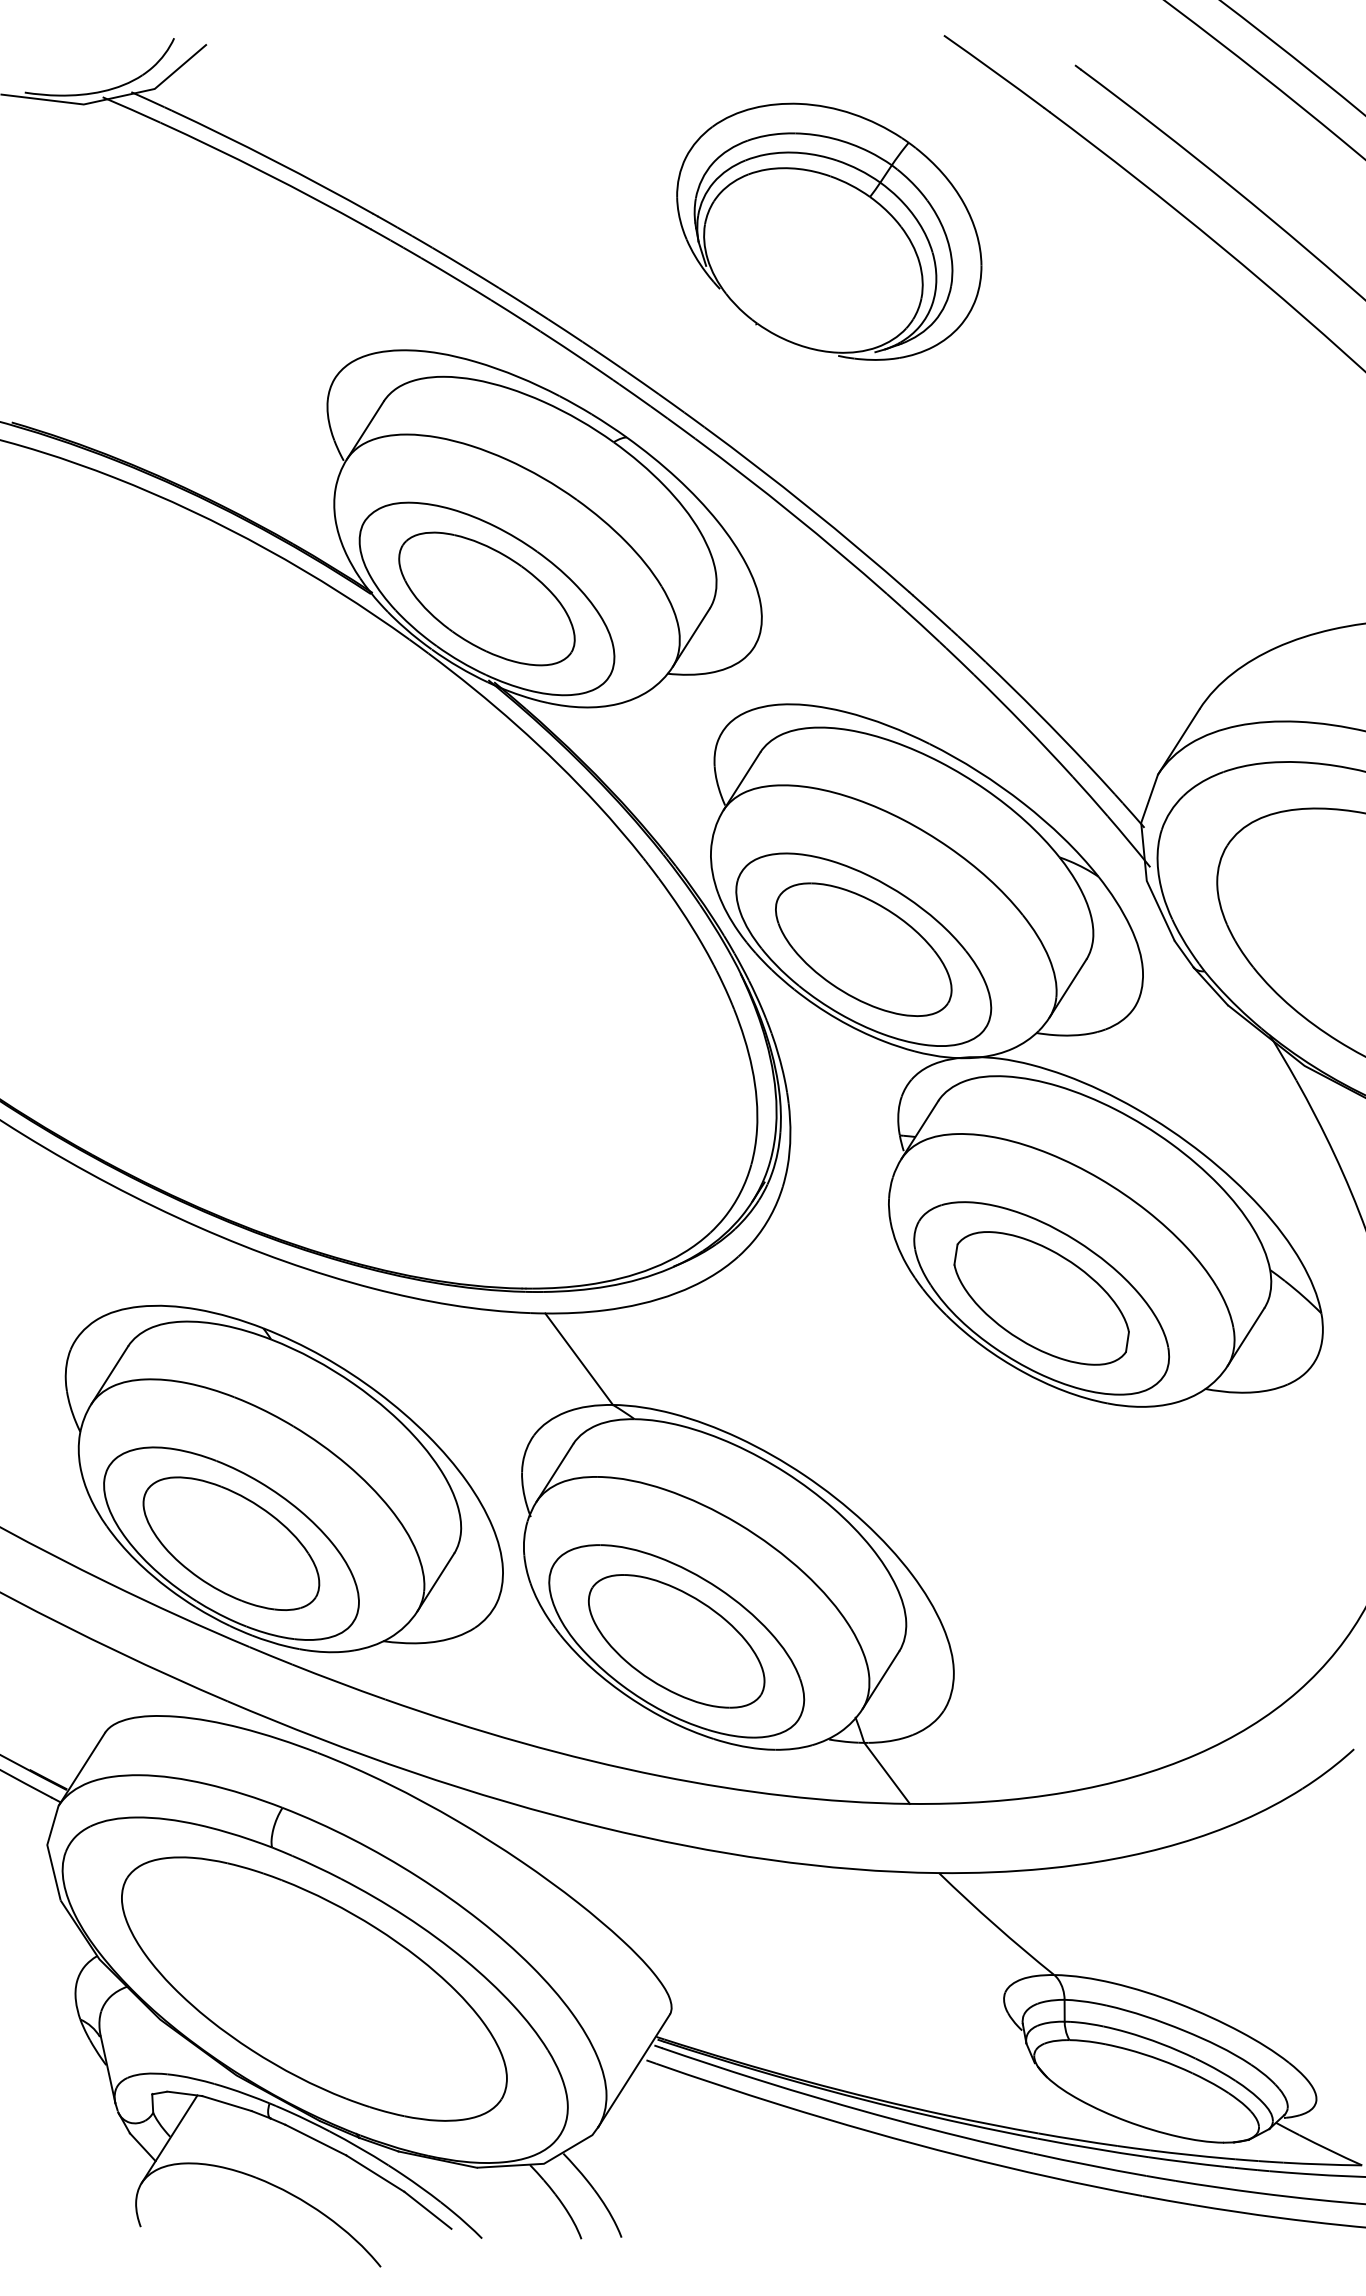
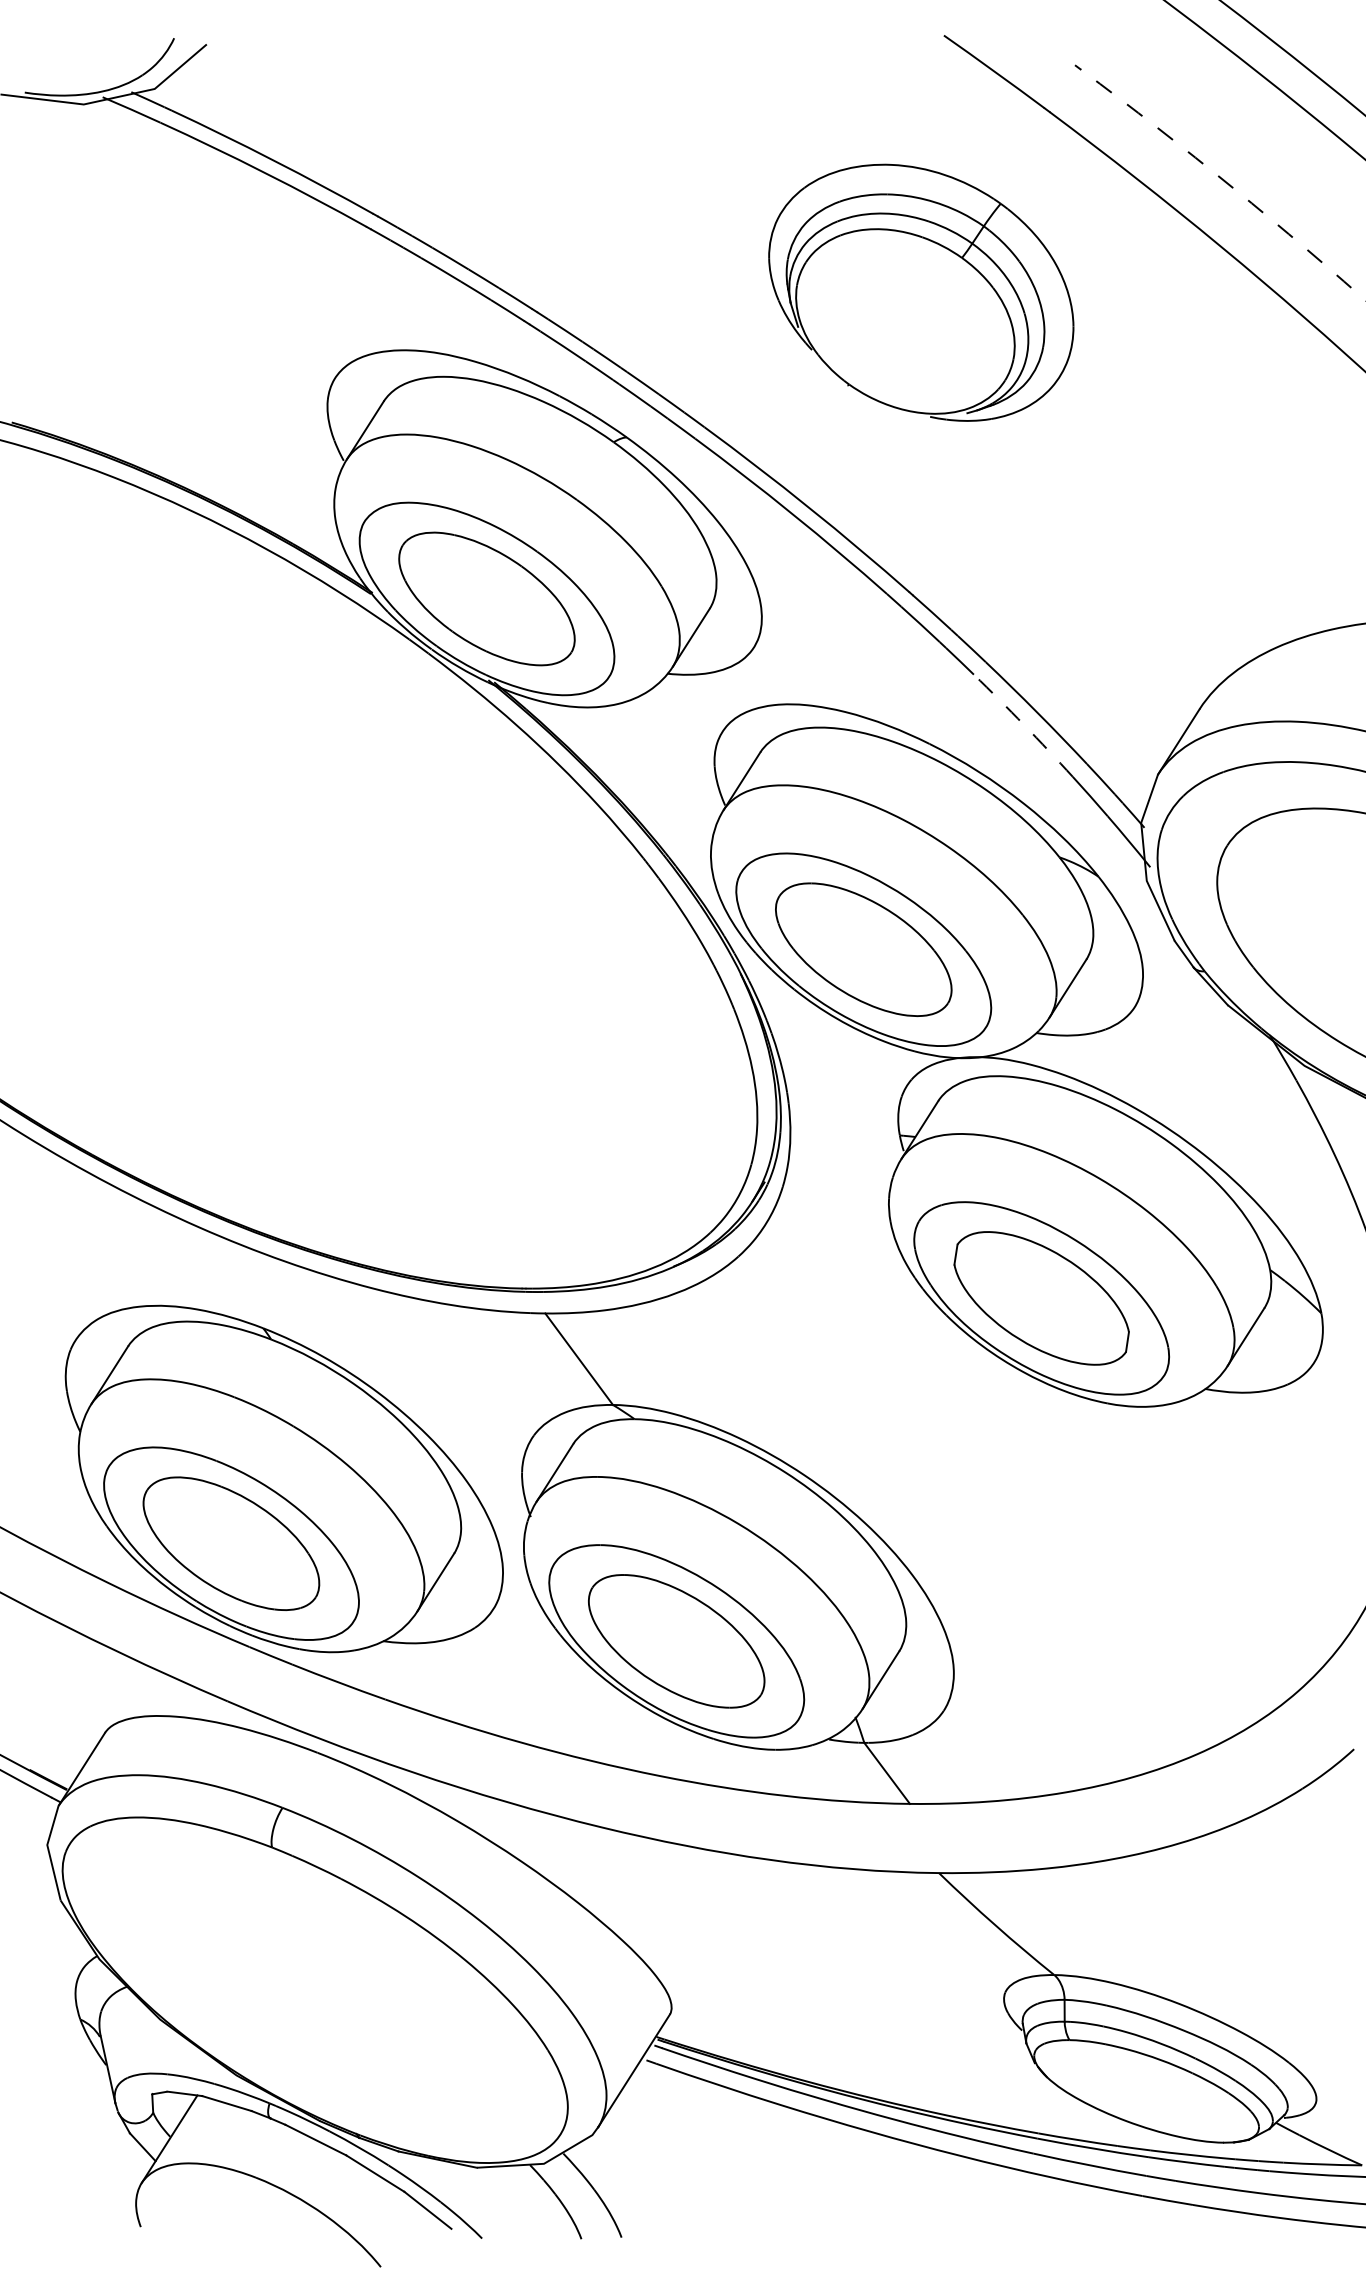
arc: solid -> dashed (1226, 182)
part position: (829, 231) -> (921, 292) (921, 292)
arc: solid -> dashed (1024, 724)
part: present -> none (314, 1988)
